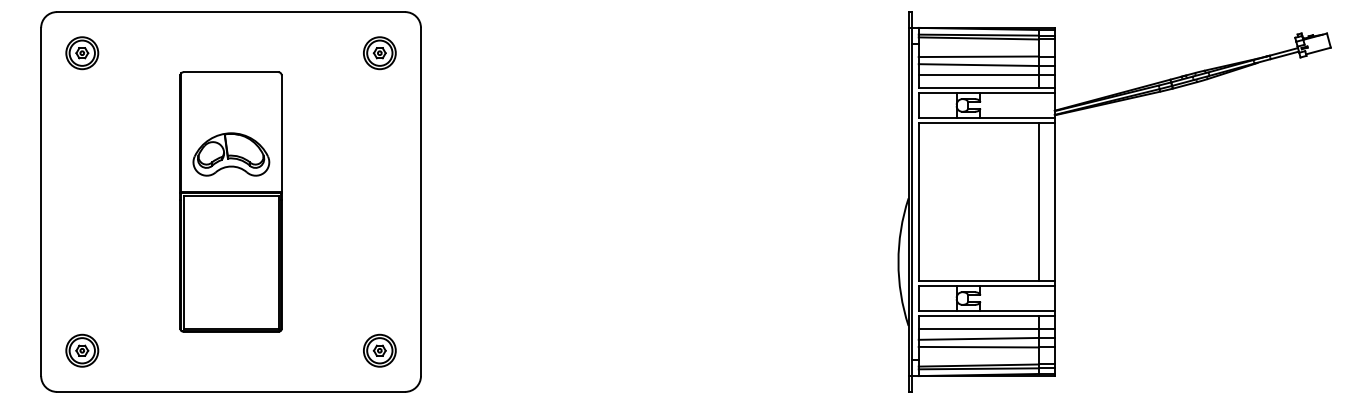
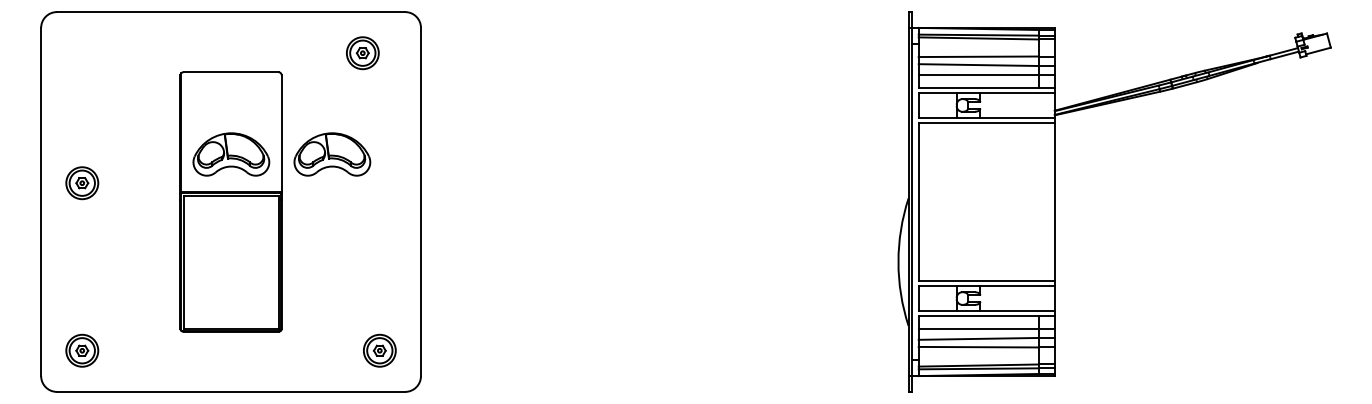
part position: (82, 53) -> (82, 183) (82, 183)
part position: (379, 53) -> (362, 53) (362, 53)
part: none -> present (332, 154)
line: present -> none (1039, 201)
